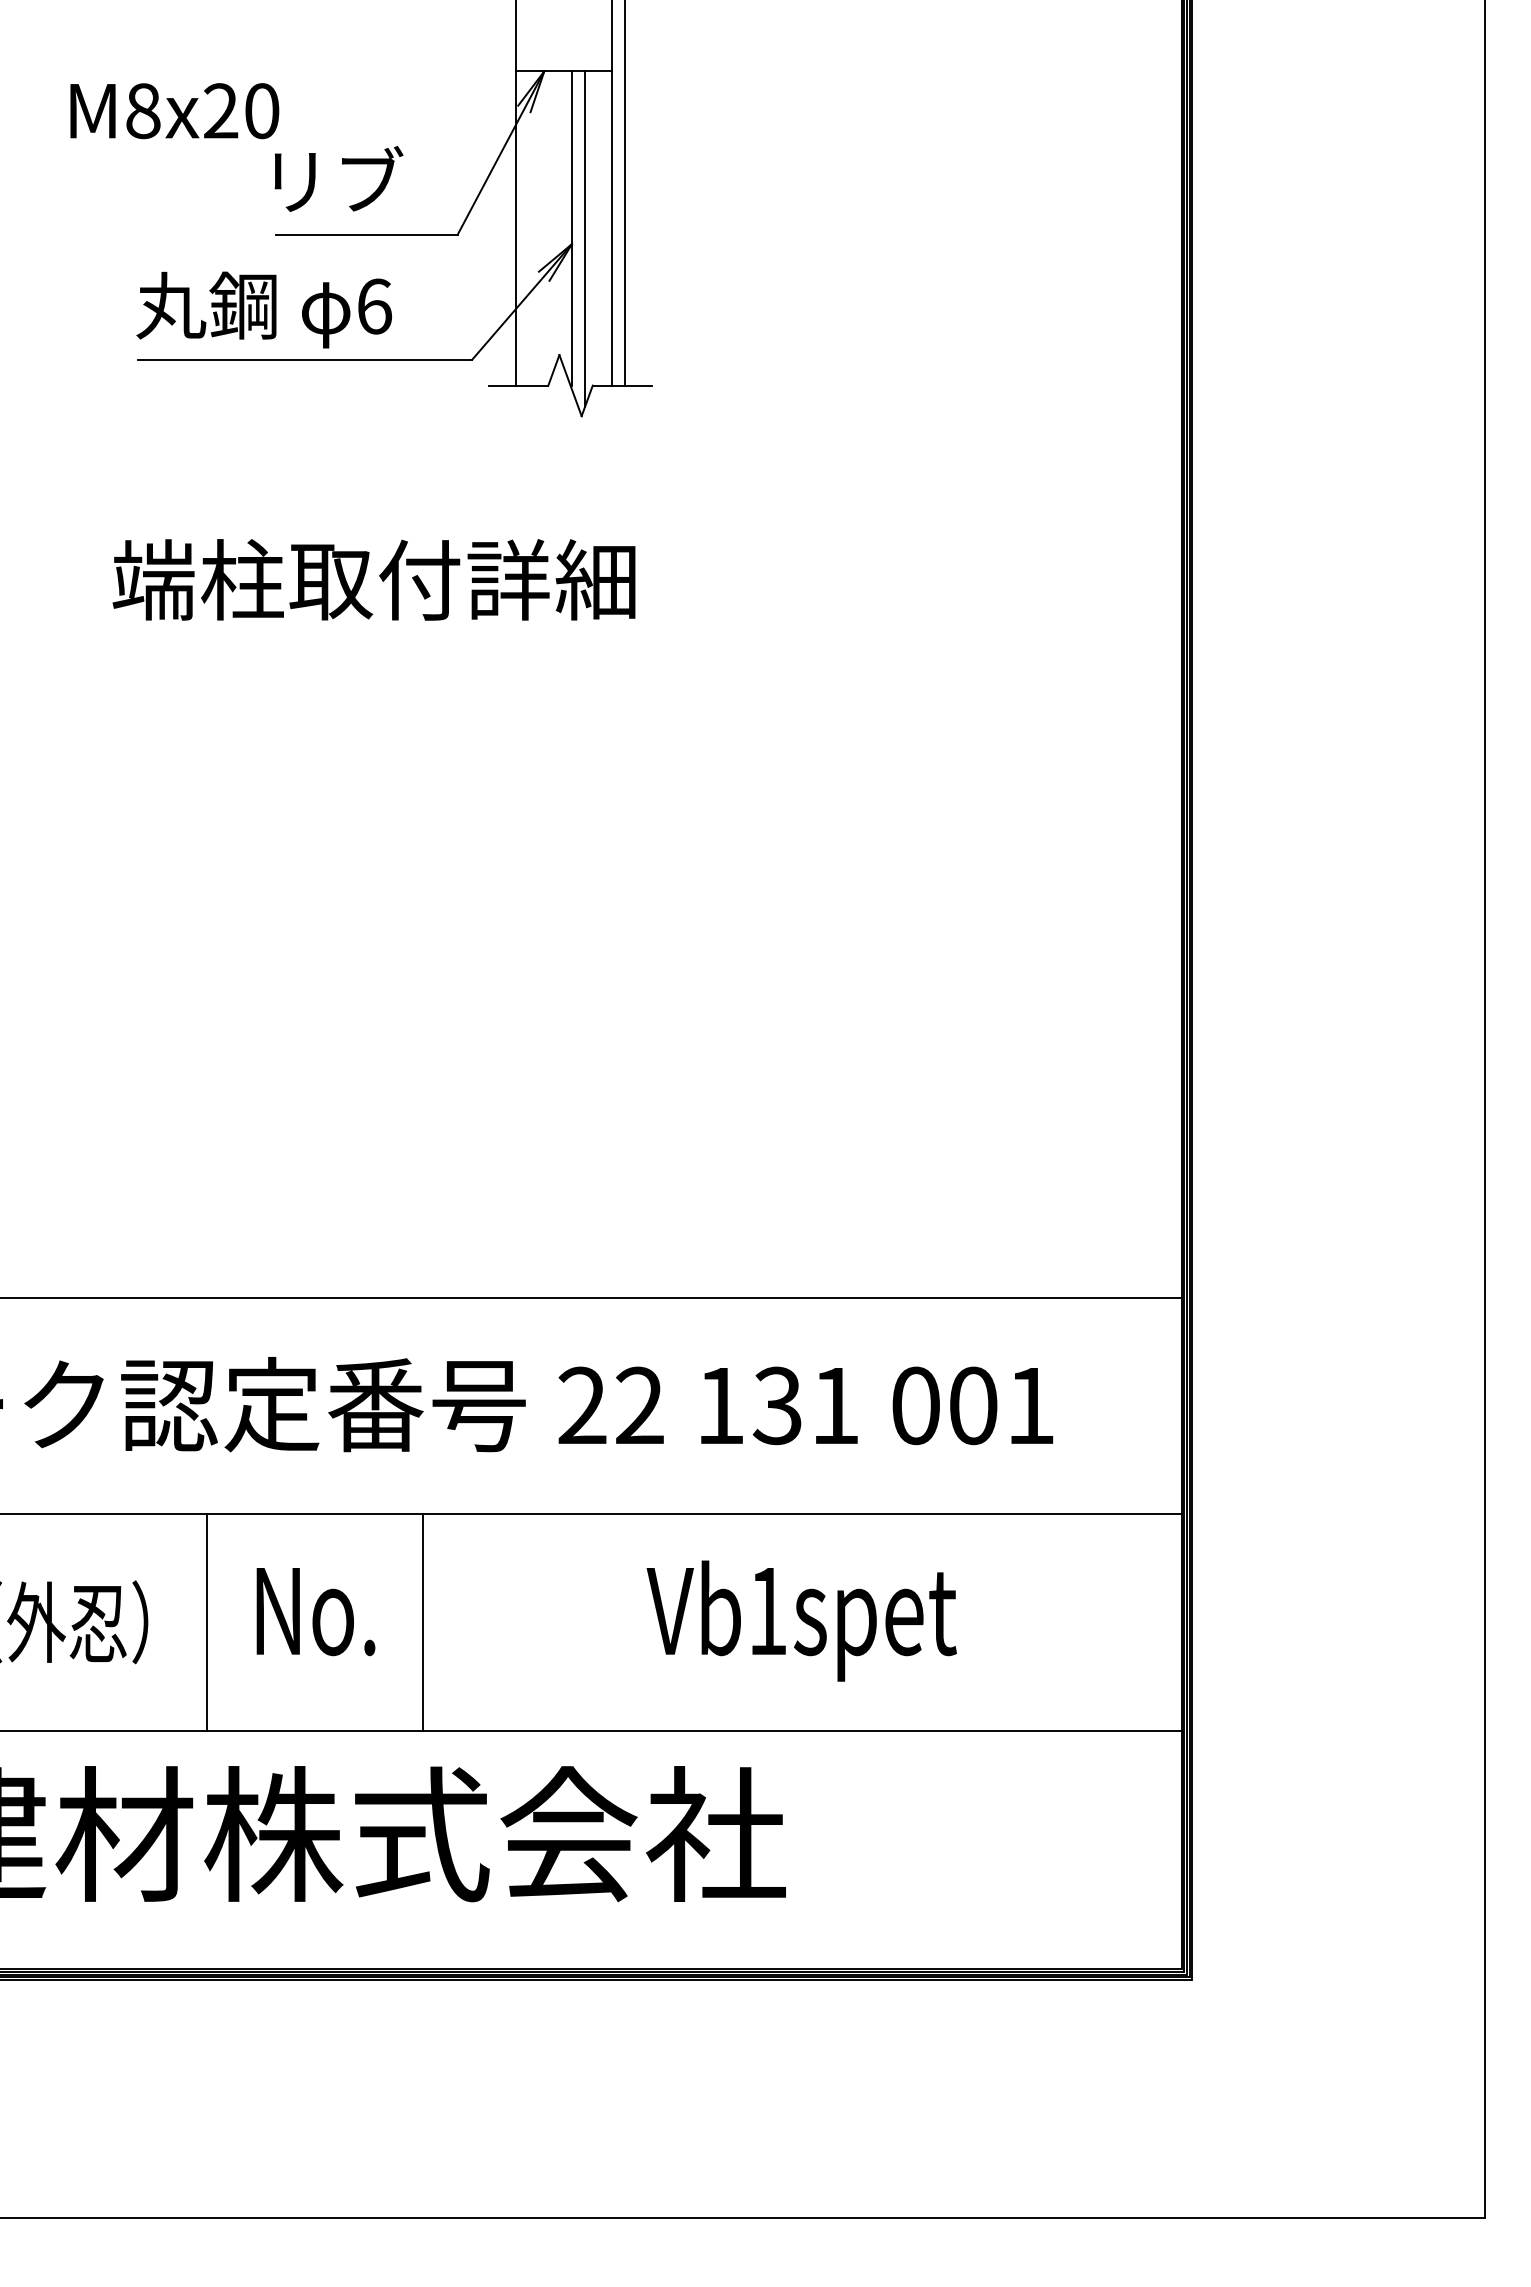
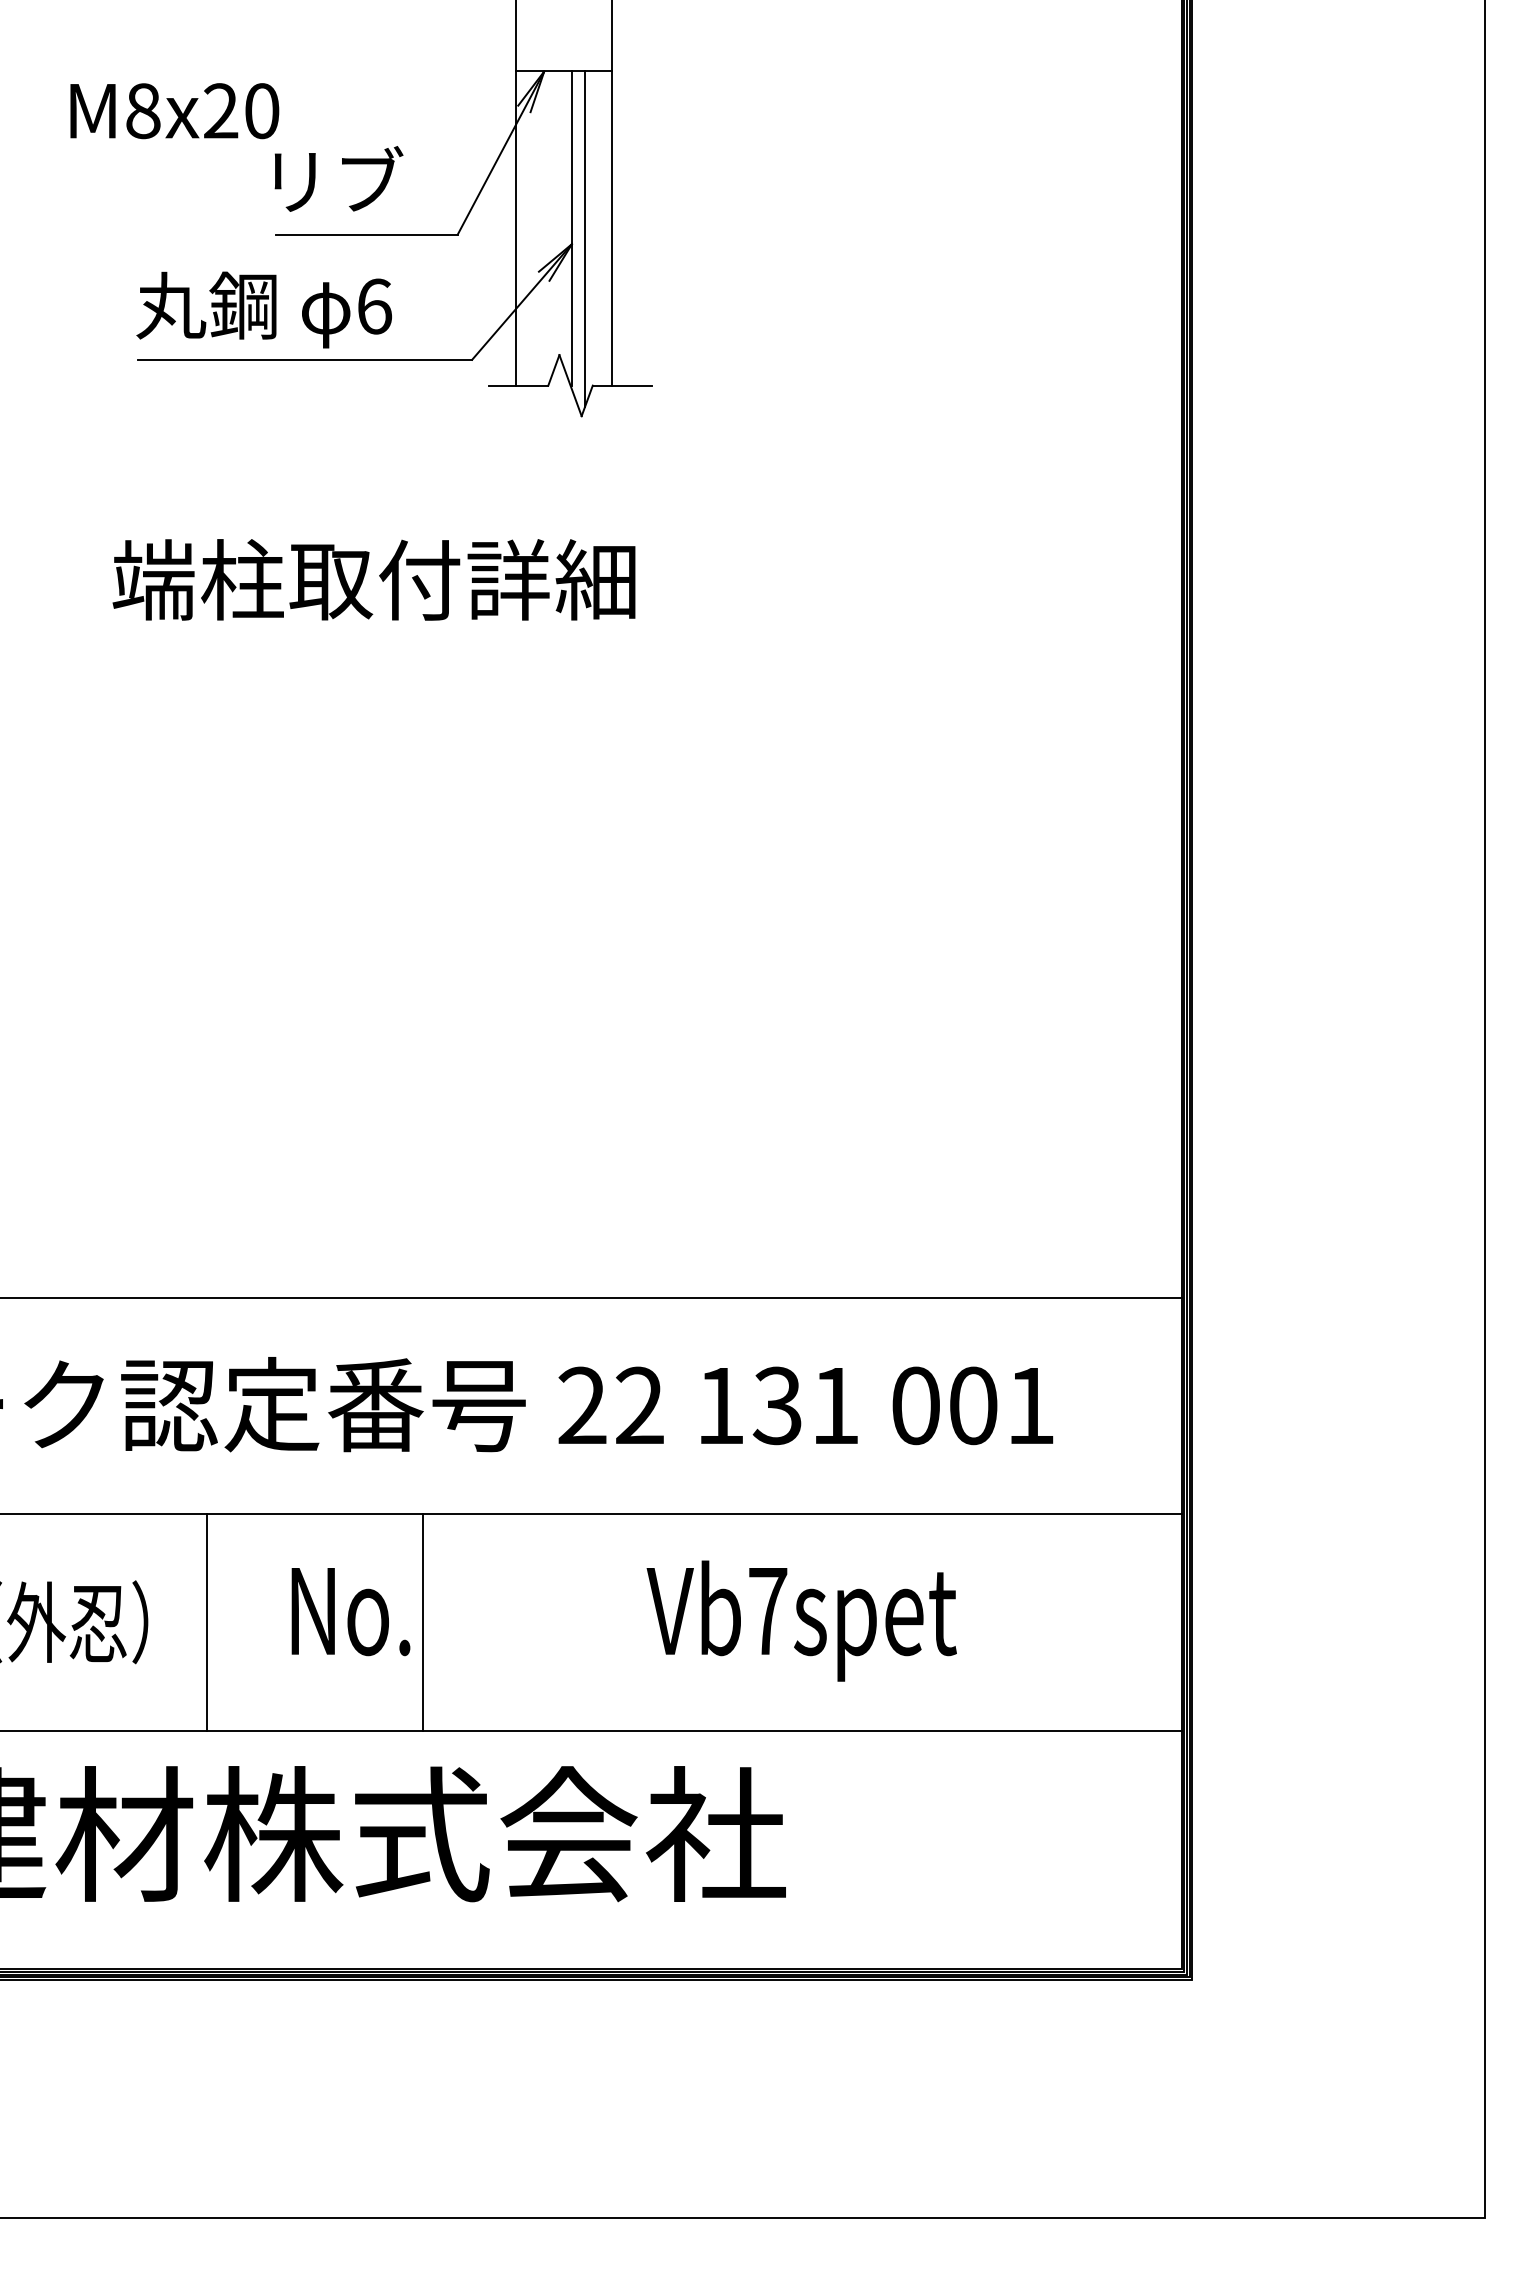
line: present -> none (624, 193)
text: Vb1spet -> Vb7spet (768, 1611)
text position: (315, 1612) -> (350, 1612) (350, 1612)
